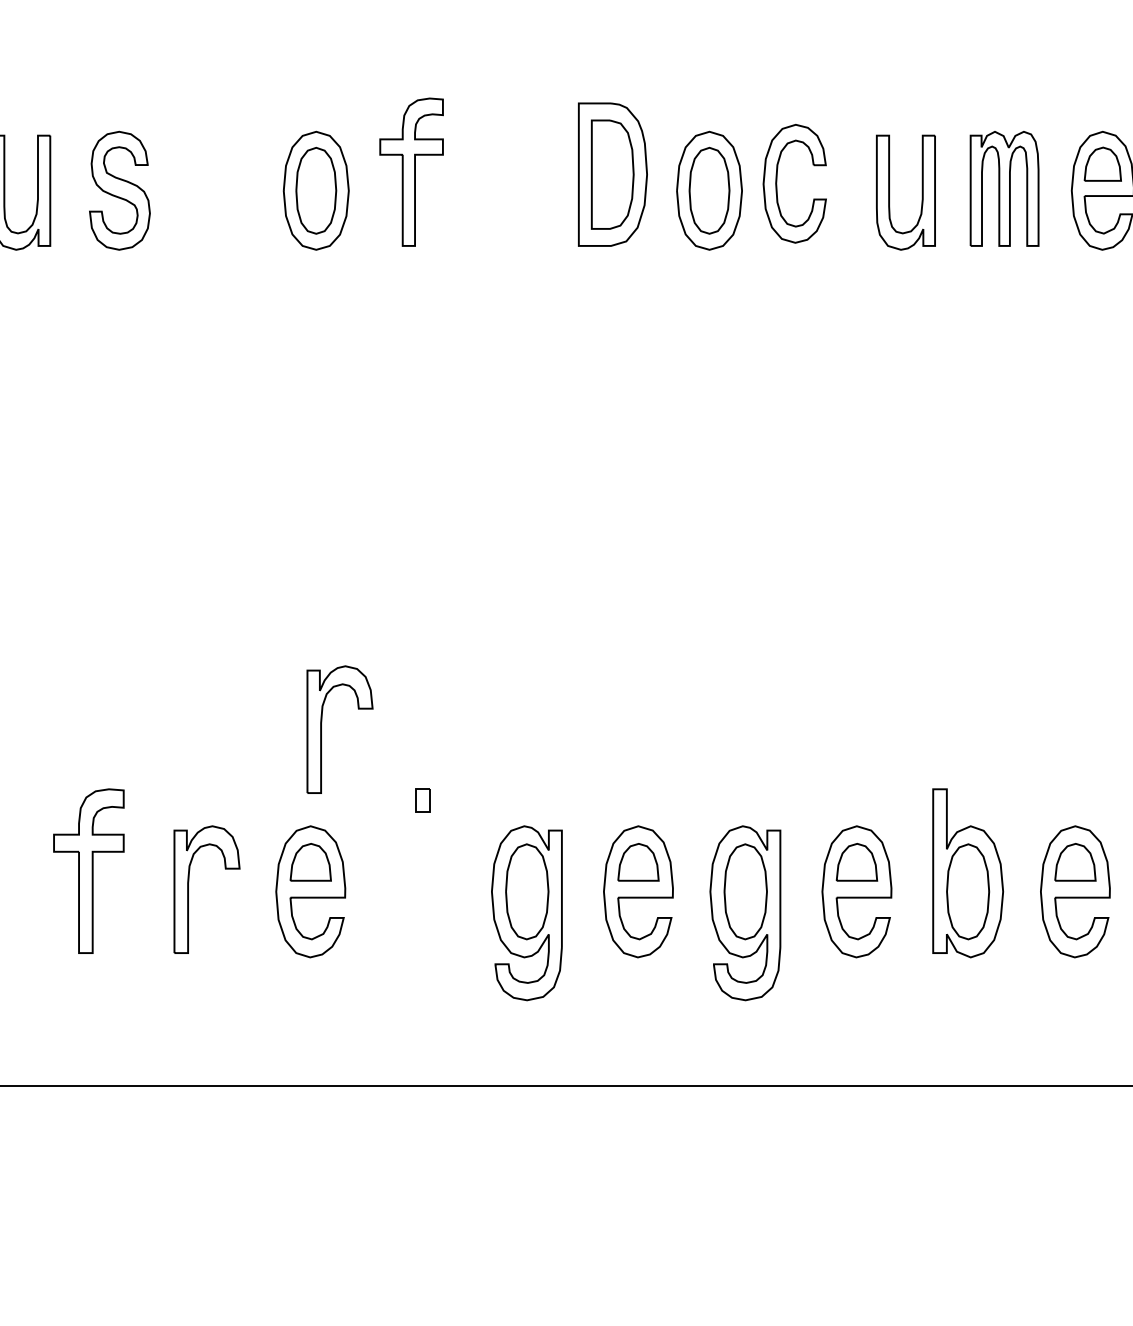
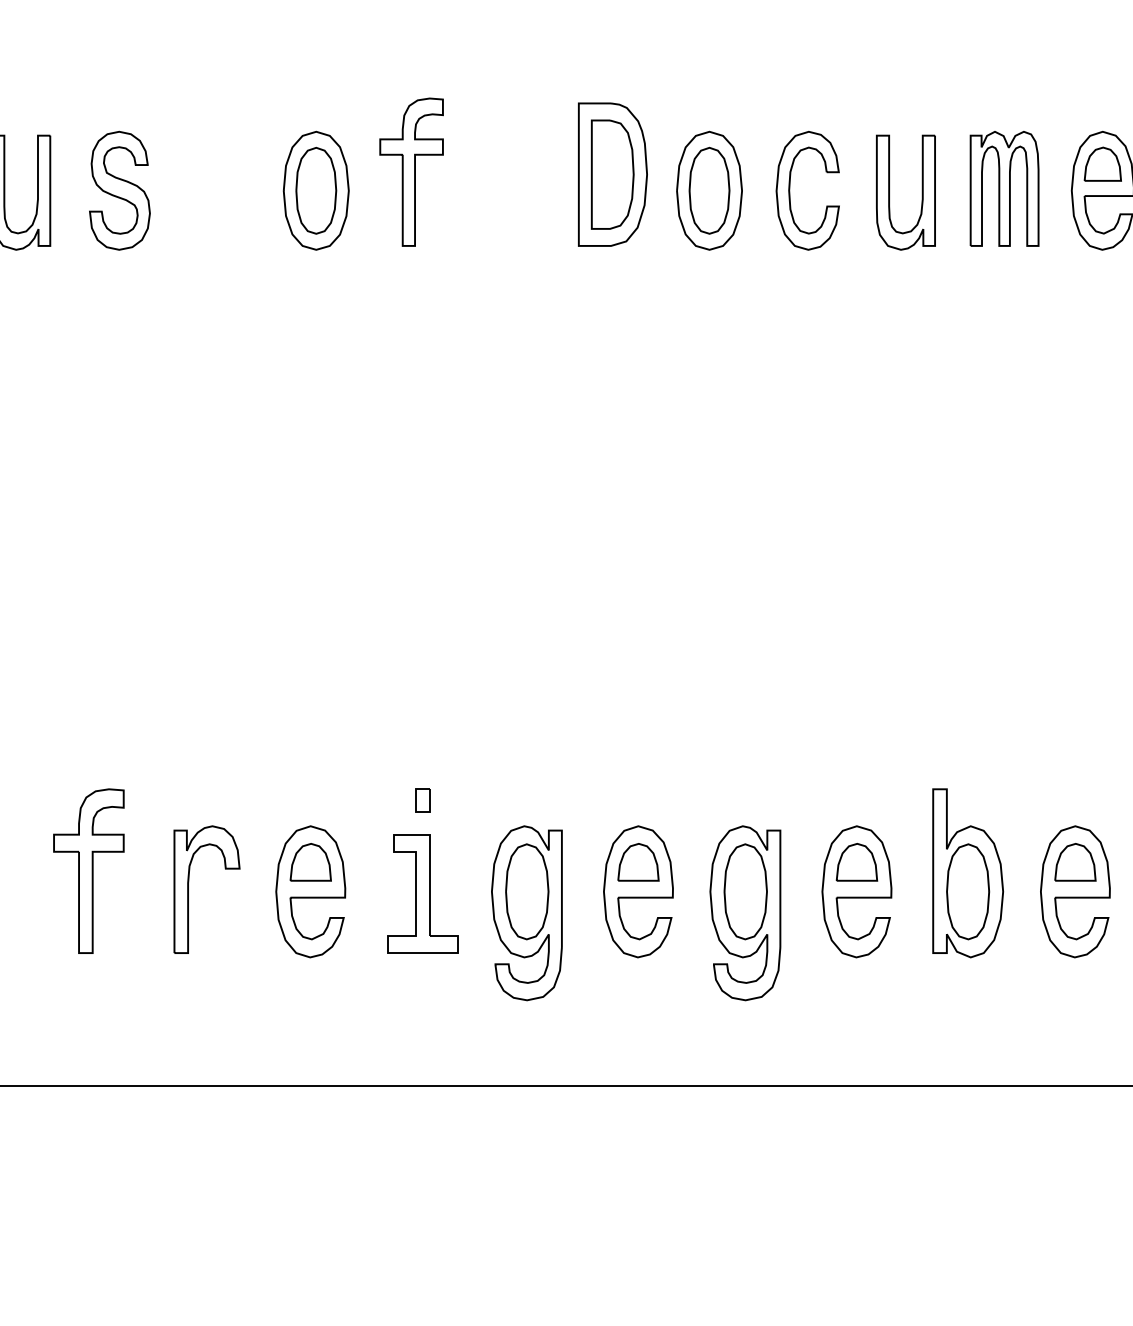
part position: (777, 183) -> (790, 190) (790, 190)
part: present -> none (321, 729)
part: none -> present (422, 893)
